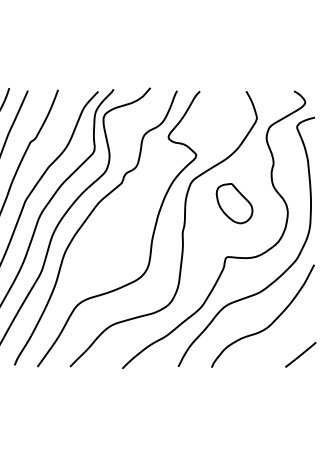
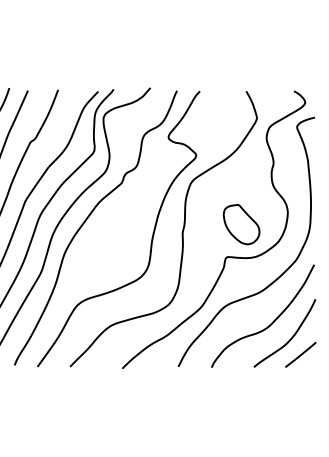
part position: (234, 203) -> (241, 224) (241, 224)
curve: none -> present (290, 338)
